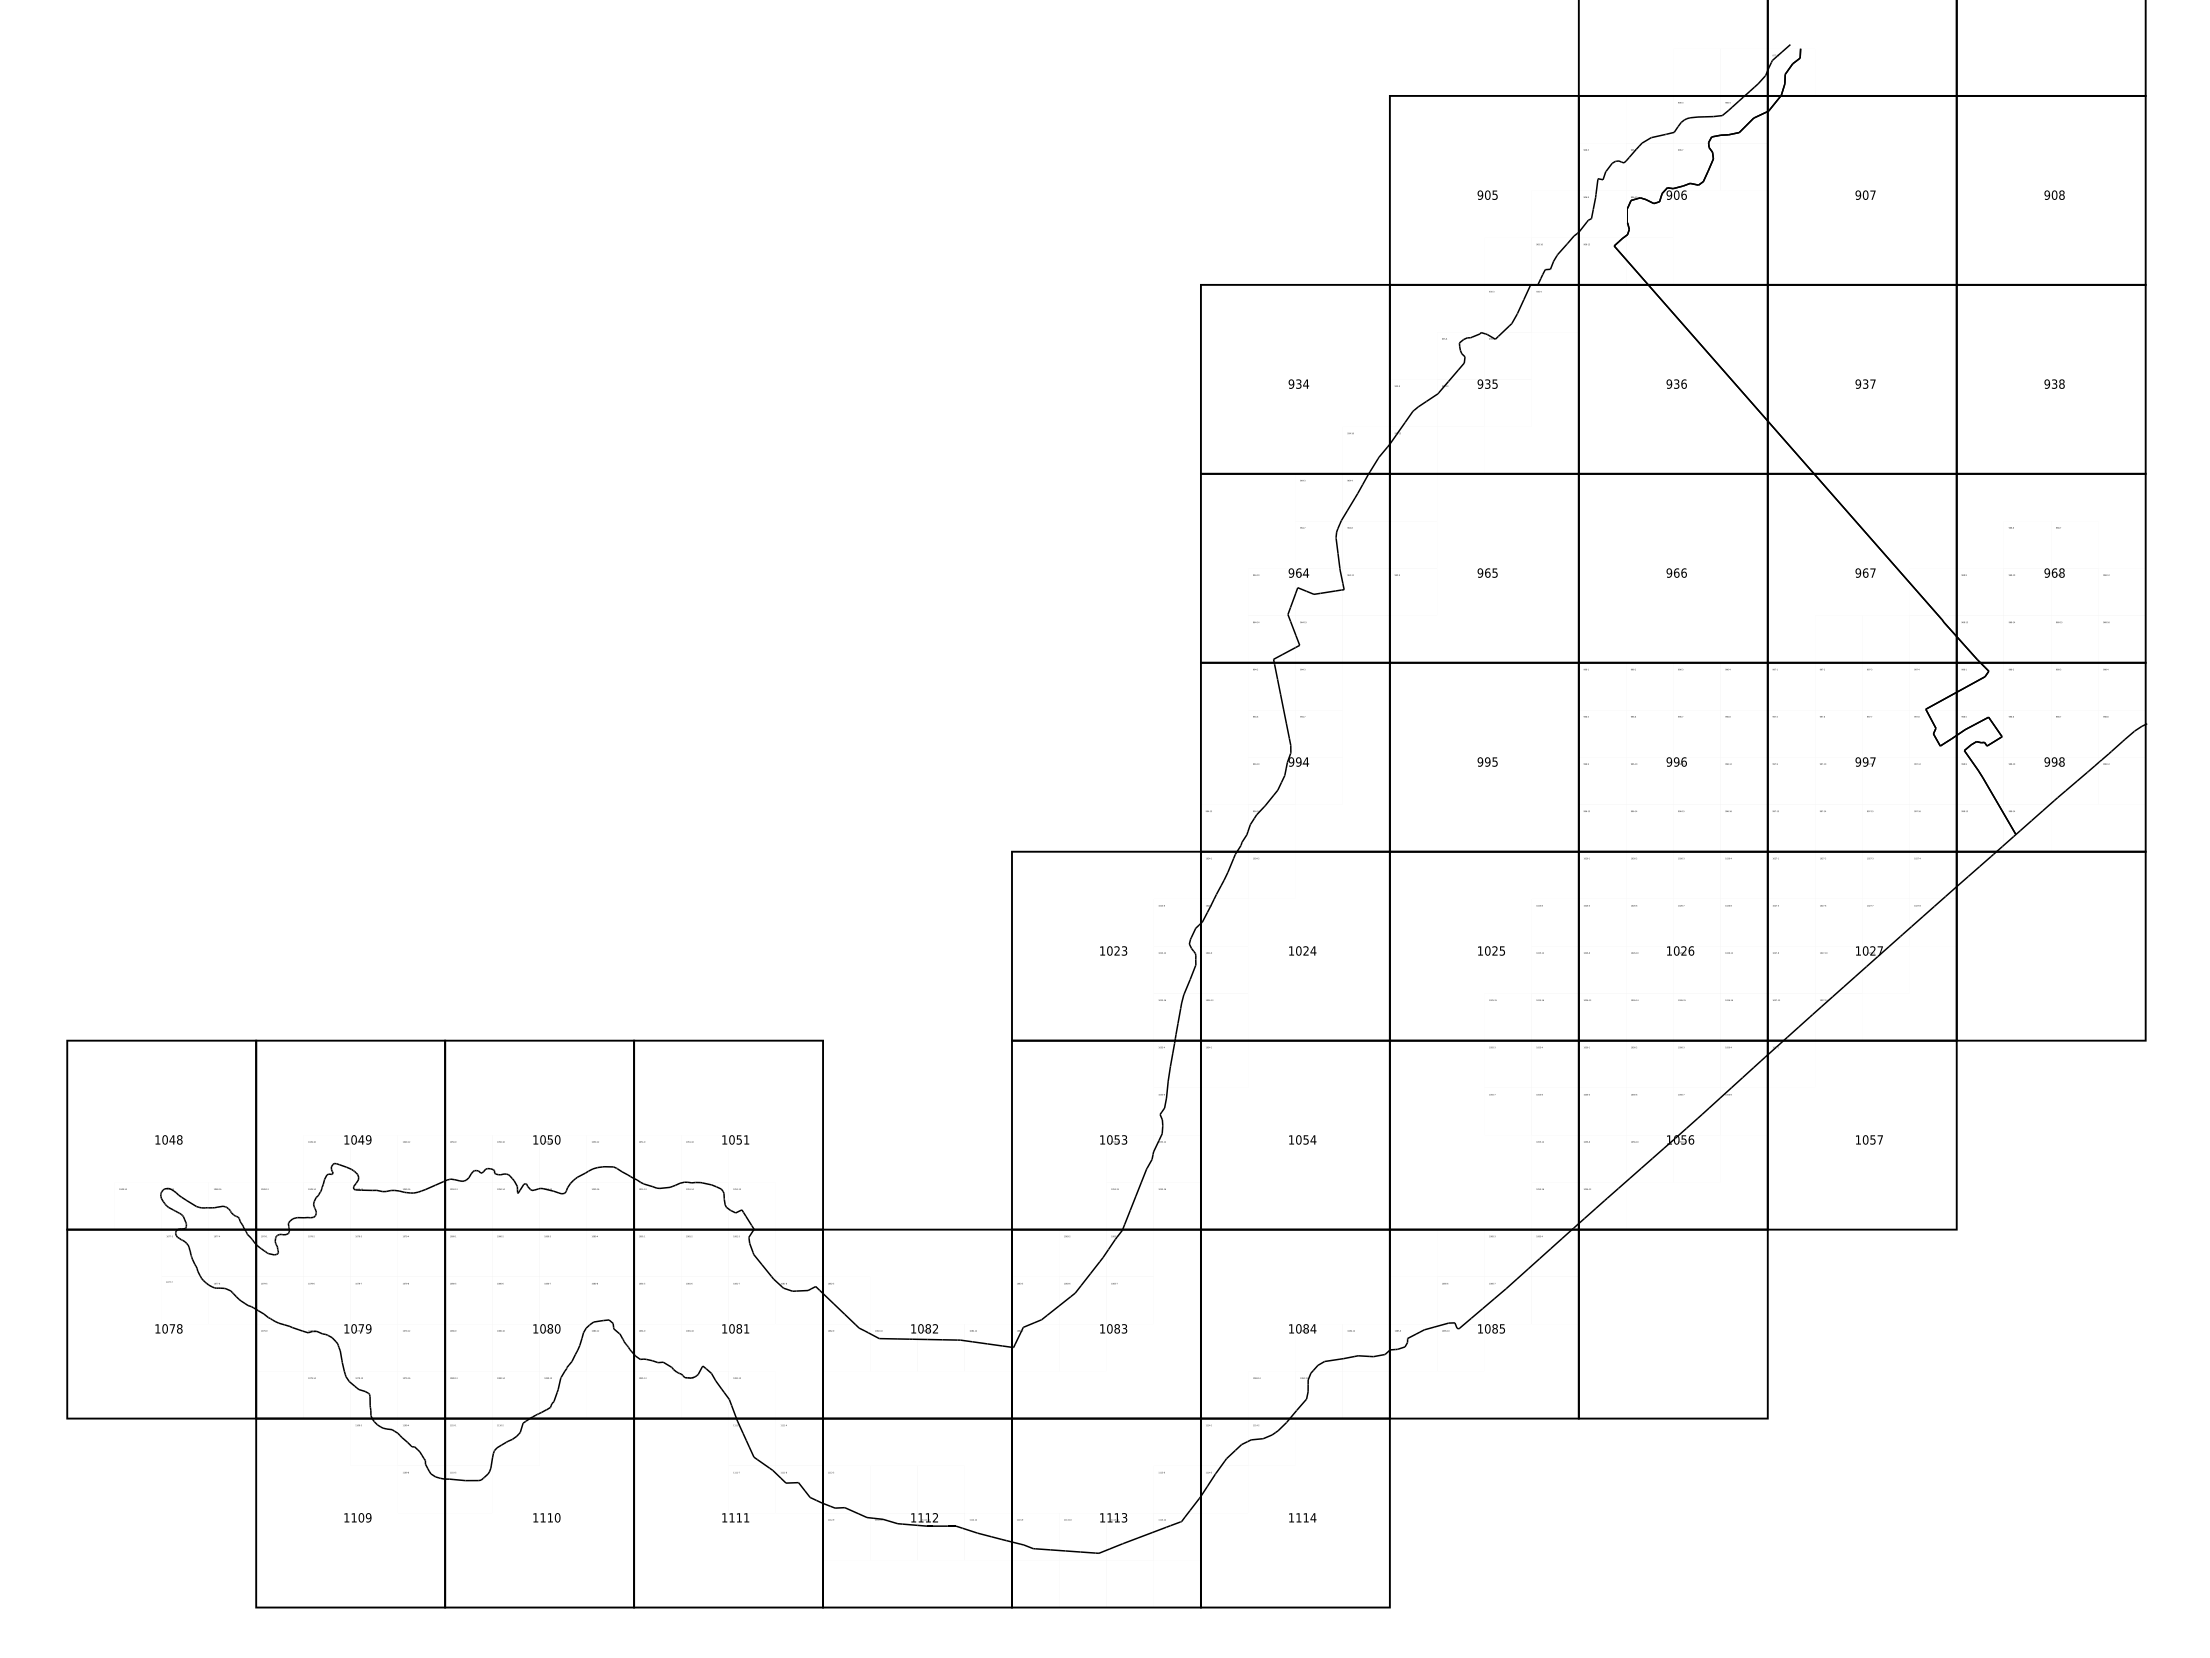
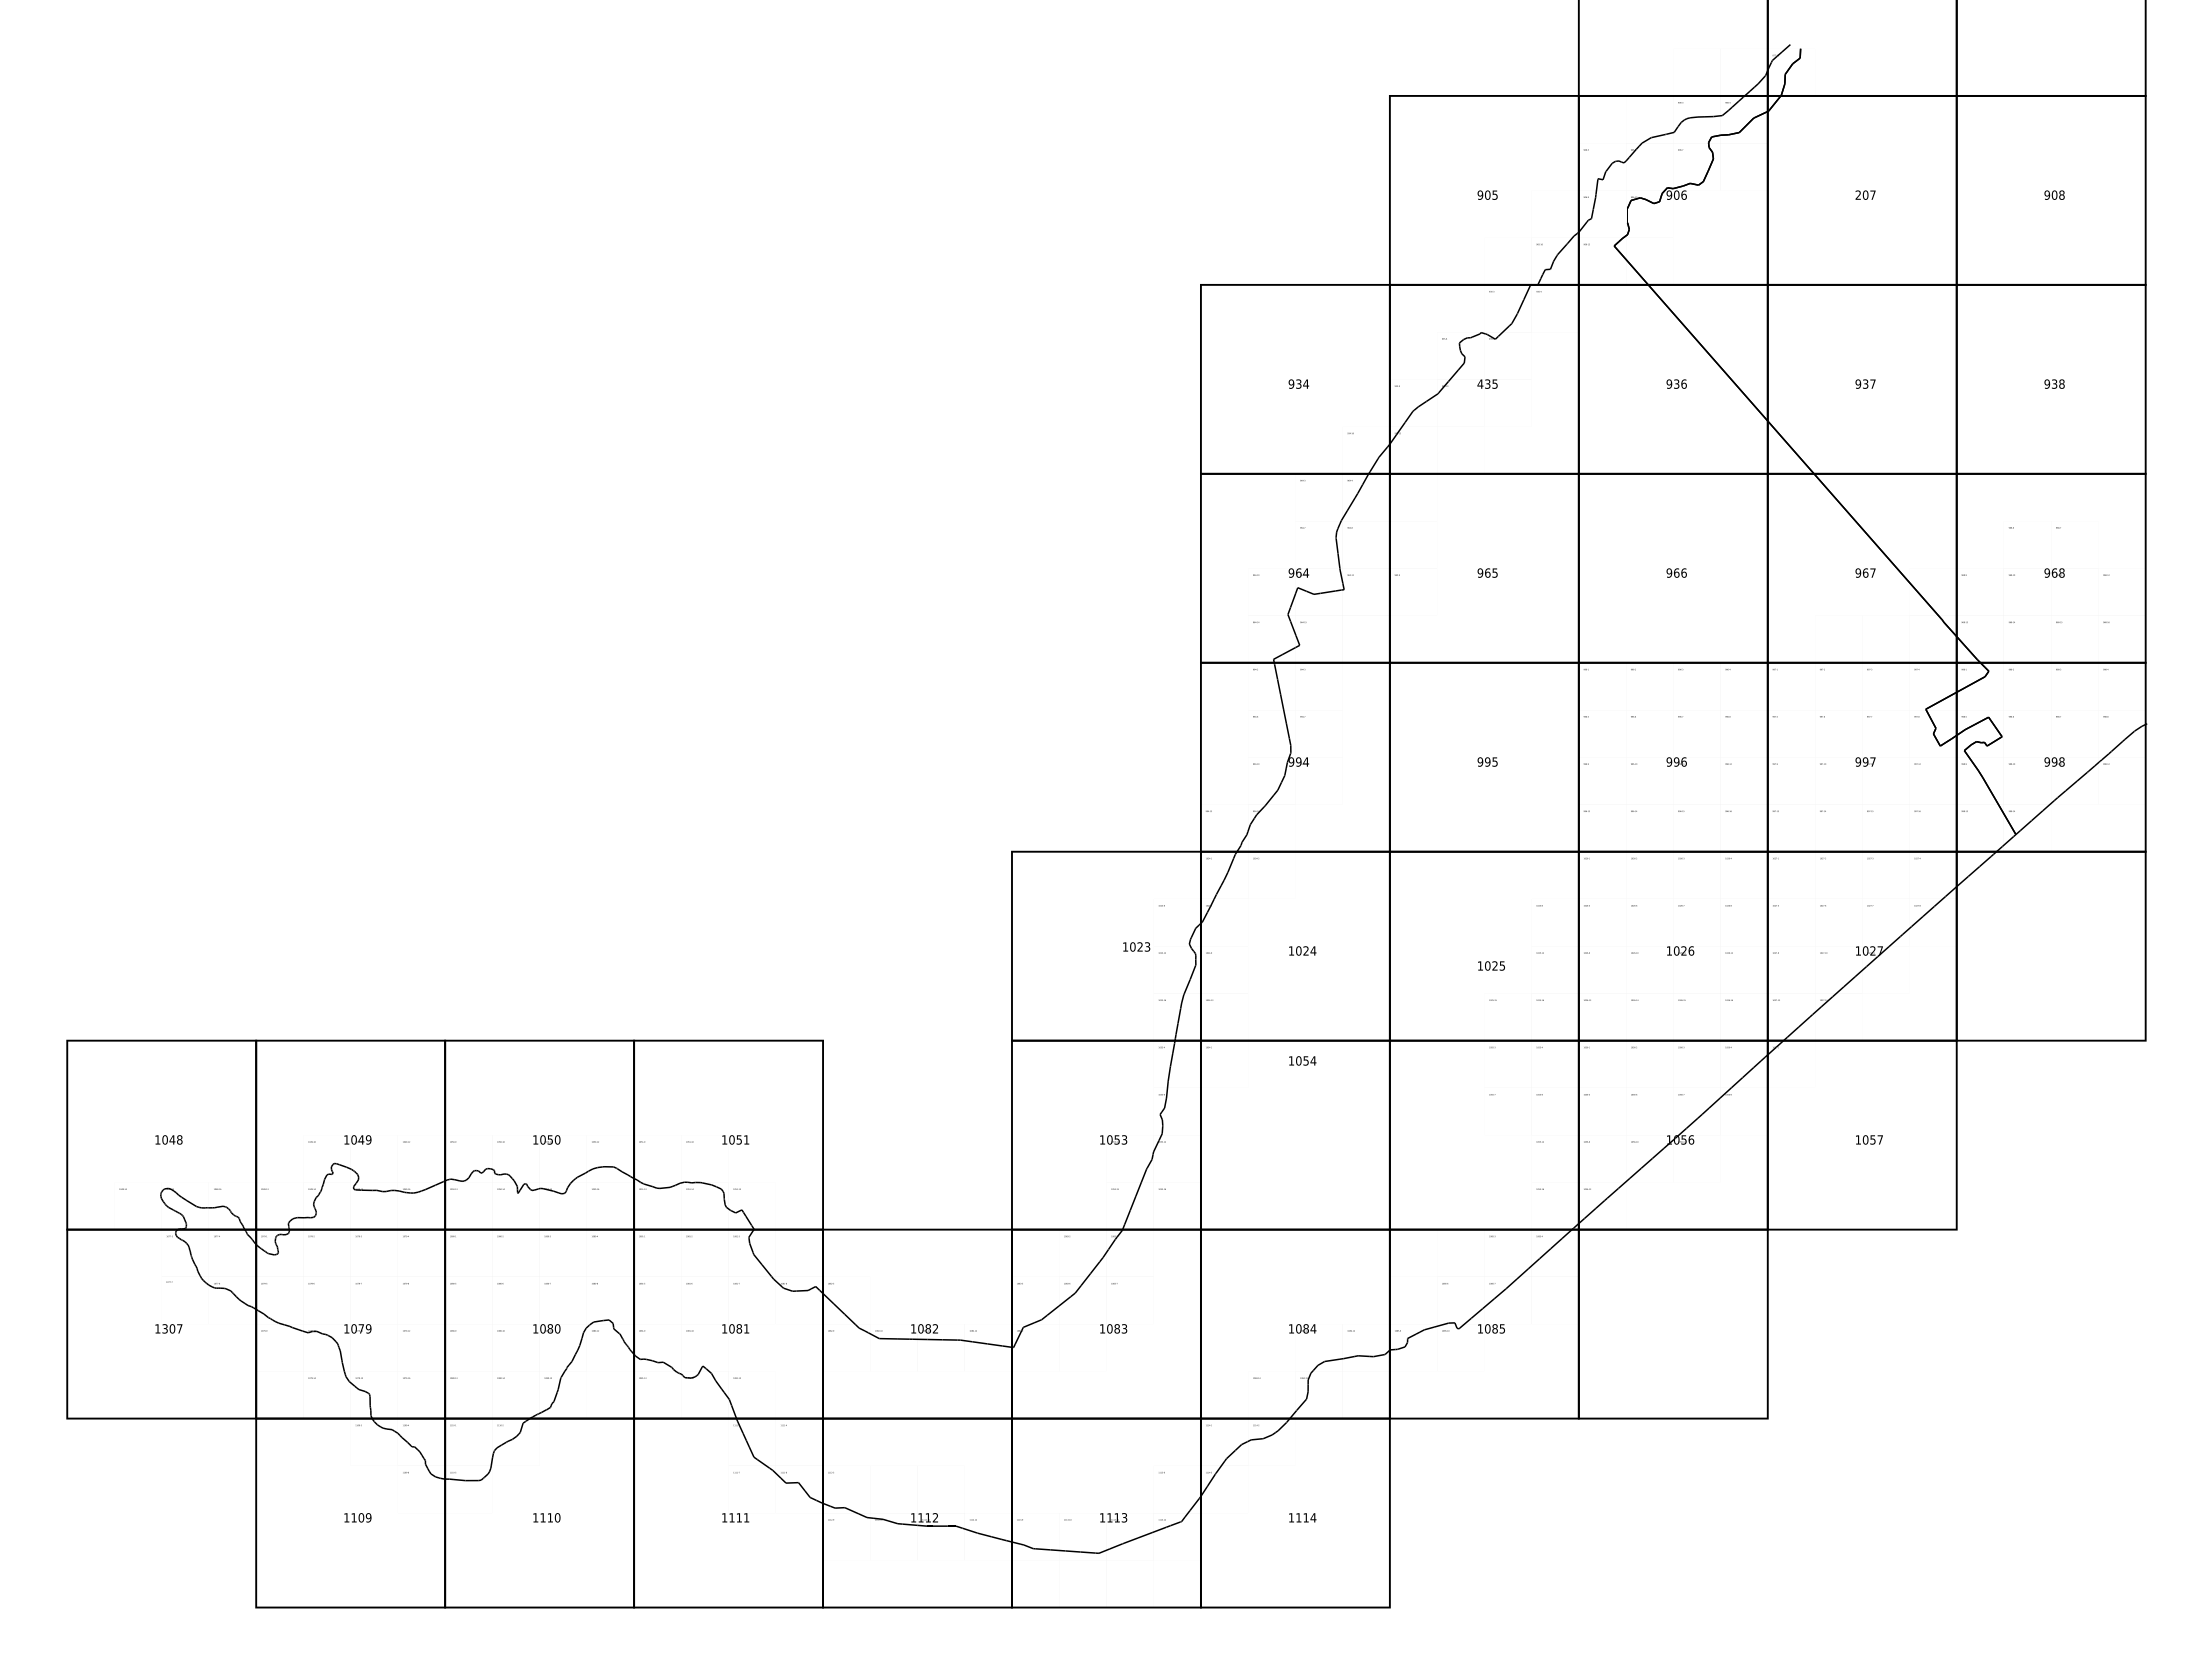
text: 907 -> 207 (1858, 194)
text: 935 -> 435 (1480, 383)
text position: (1113, 950) -> (1136, 946) (1136, 946)
text position: (1491, 950) -> (1491, 965) (1491, 965)
text position: (1302, 1139) -> (1302, 1060) (1302, 1060)
text: 1078 -> 1307 (172, 1328)
